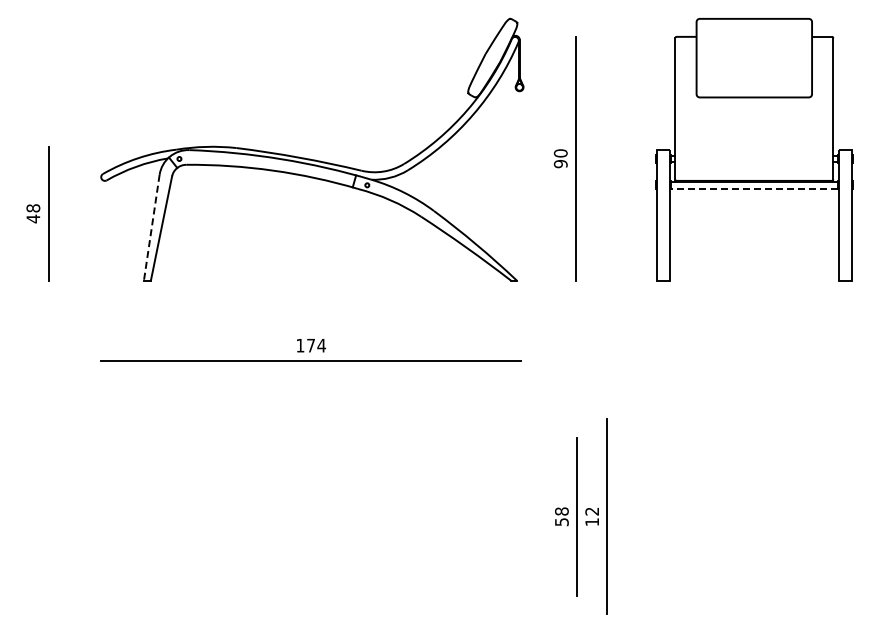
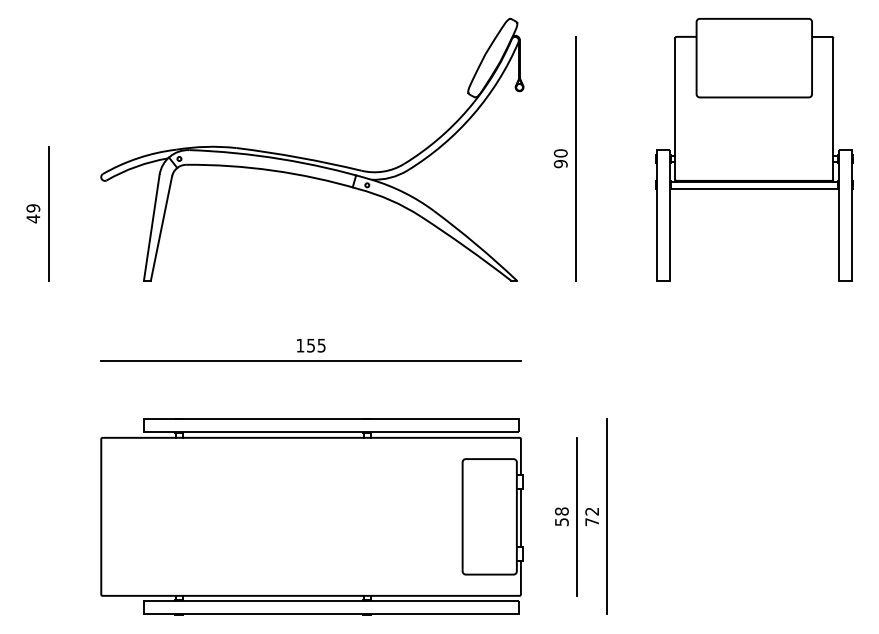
line: dashed -> solid (754, 188)
text: 48 -> 49 (33, 208)
line: dashed -> solid (151, 228)
text: 174 -> 155 (316, 345)
part: none -> present (311, 516)
text: 12 -> 72 (591, 522)
